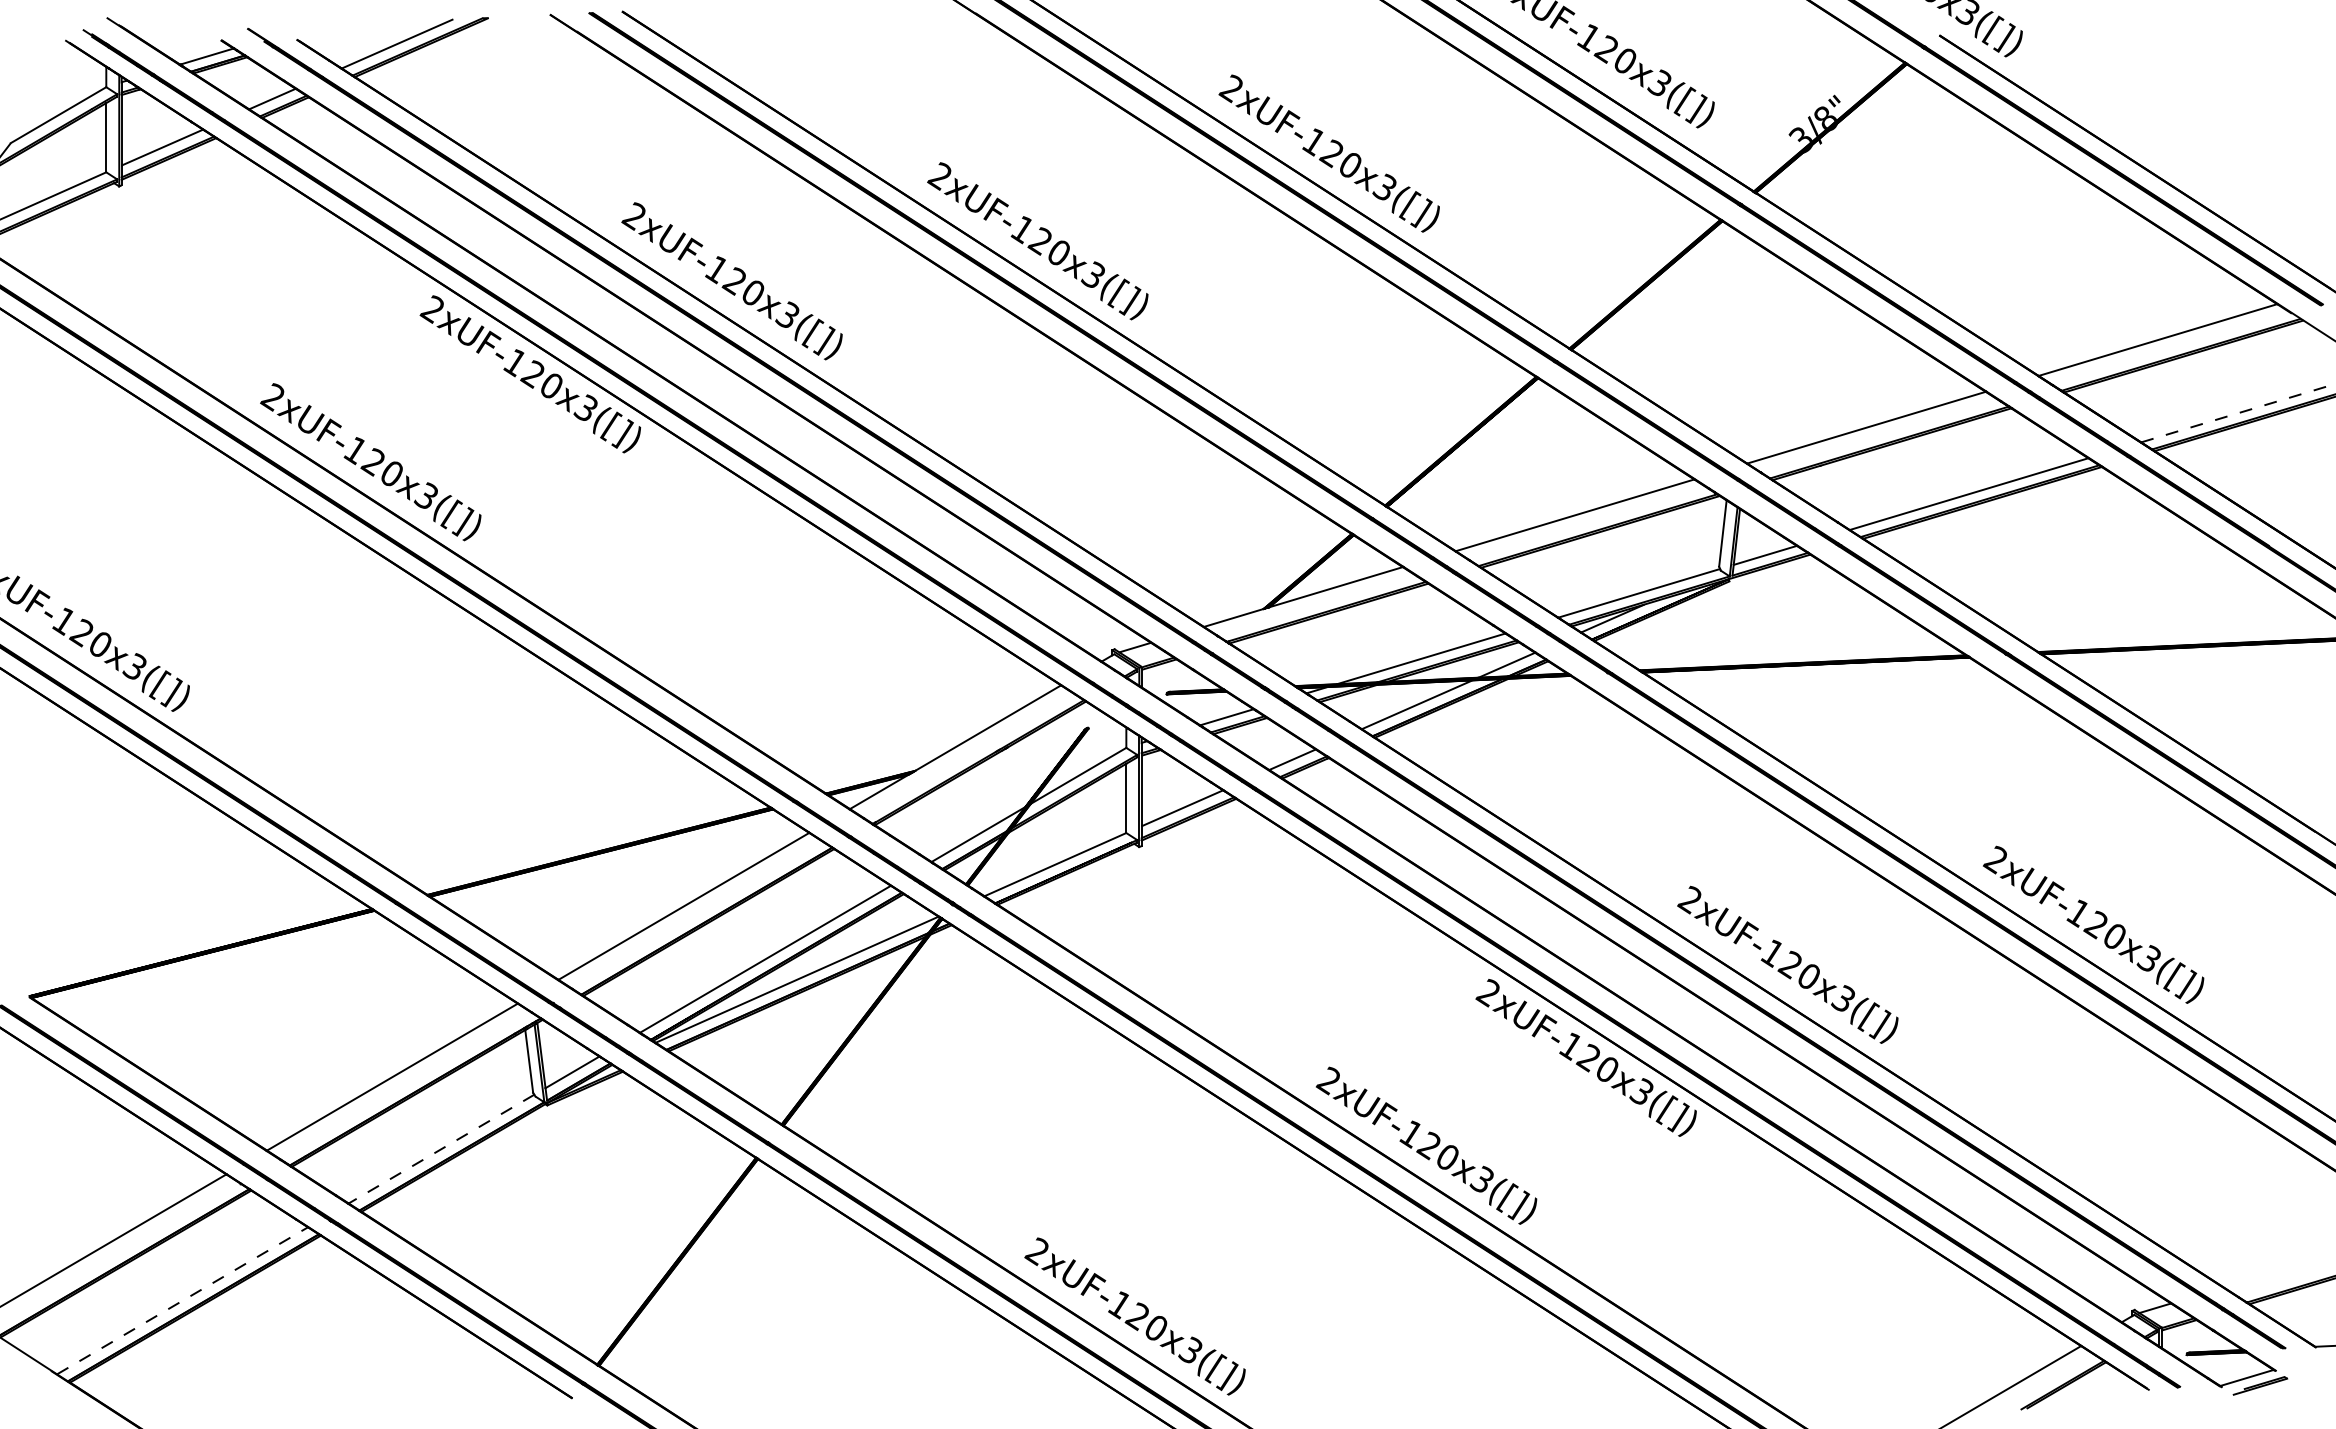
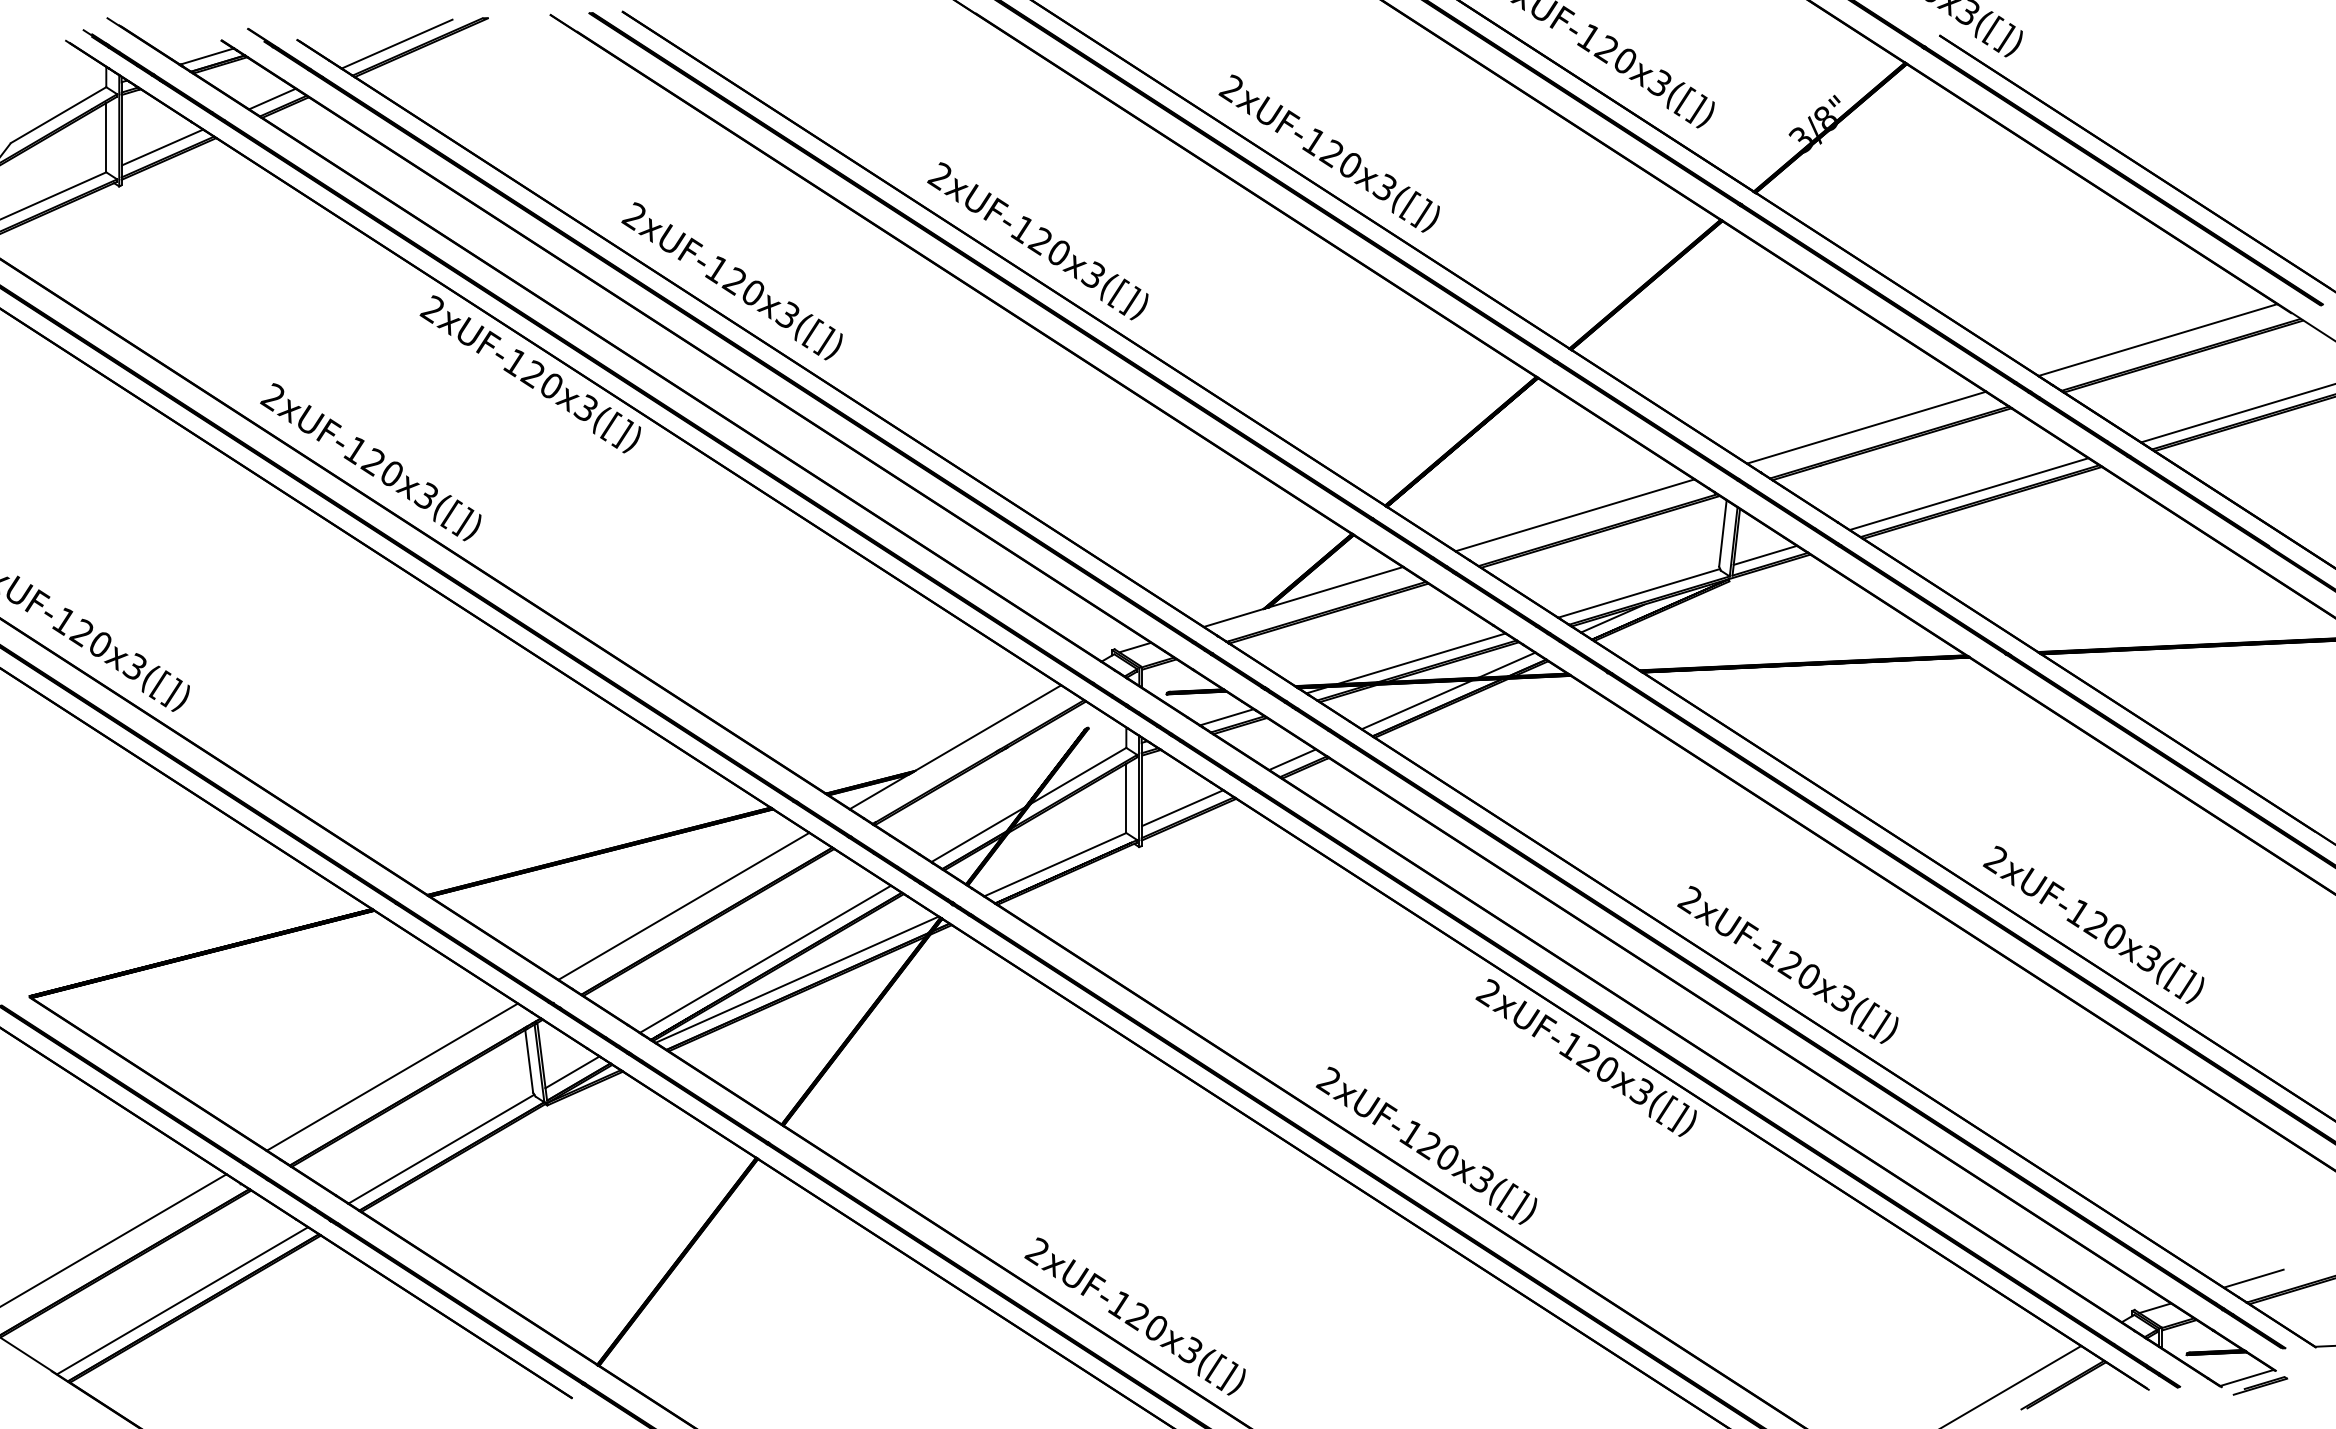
line: dashed -> solid (2238, 413)
line: dashed -> solid (441, 1149)
line: none -> present (2253, 1278)
line: dashed -> solid (183, 1300)
